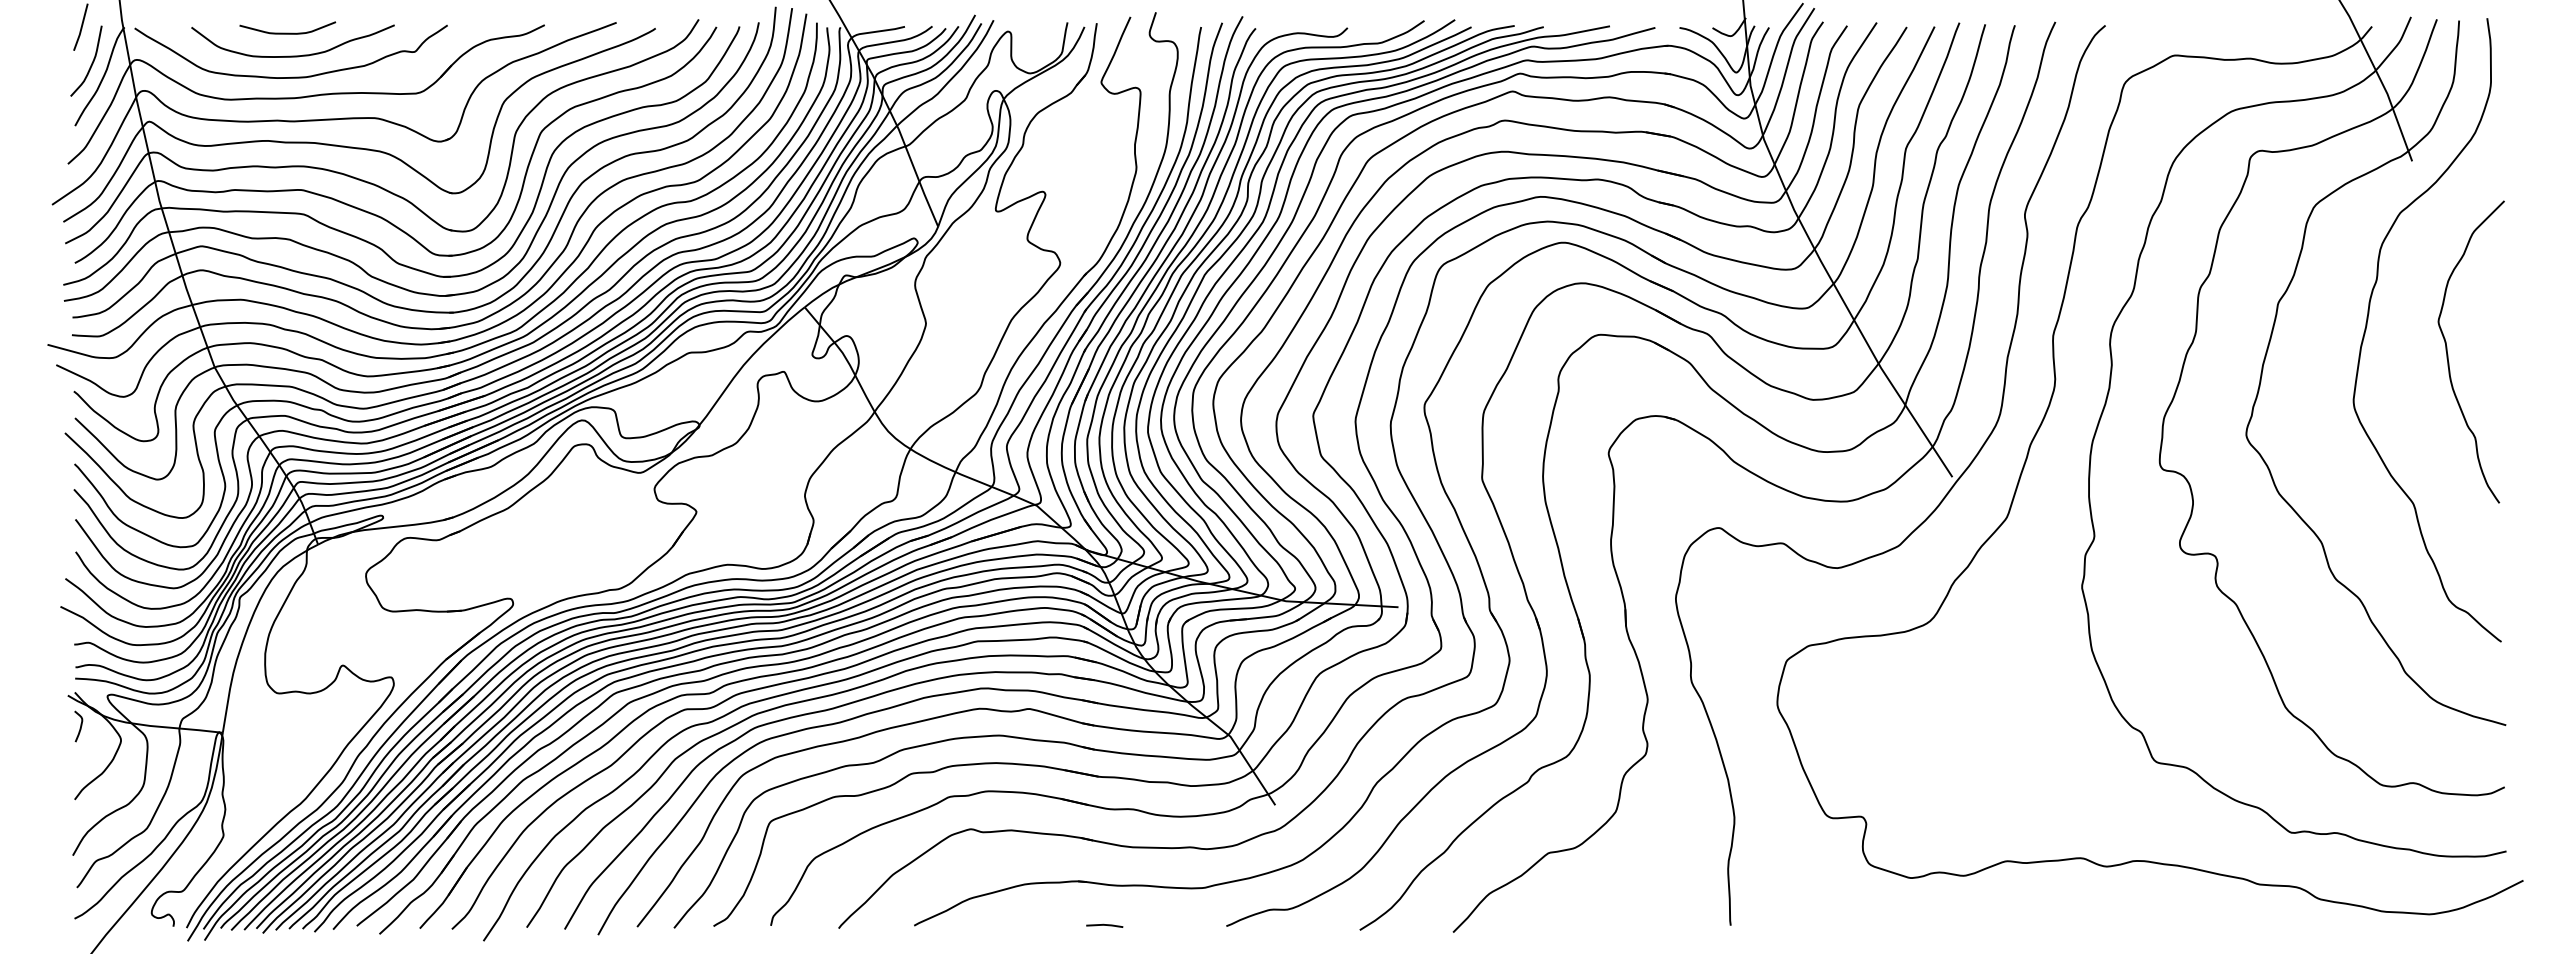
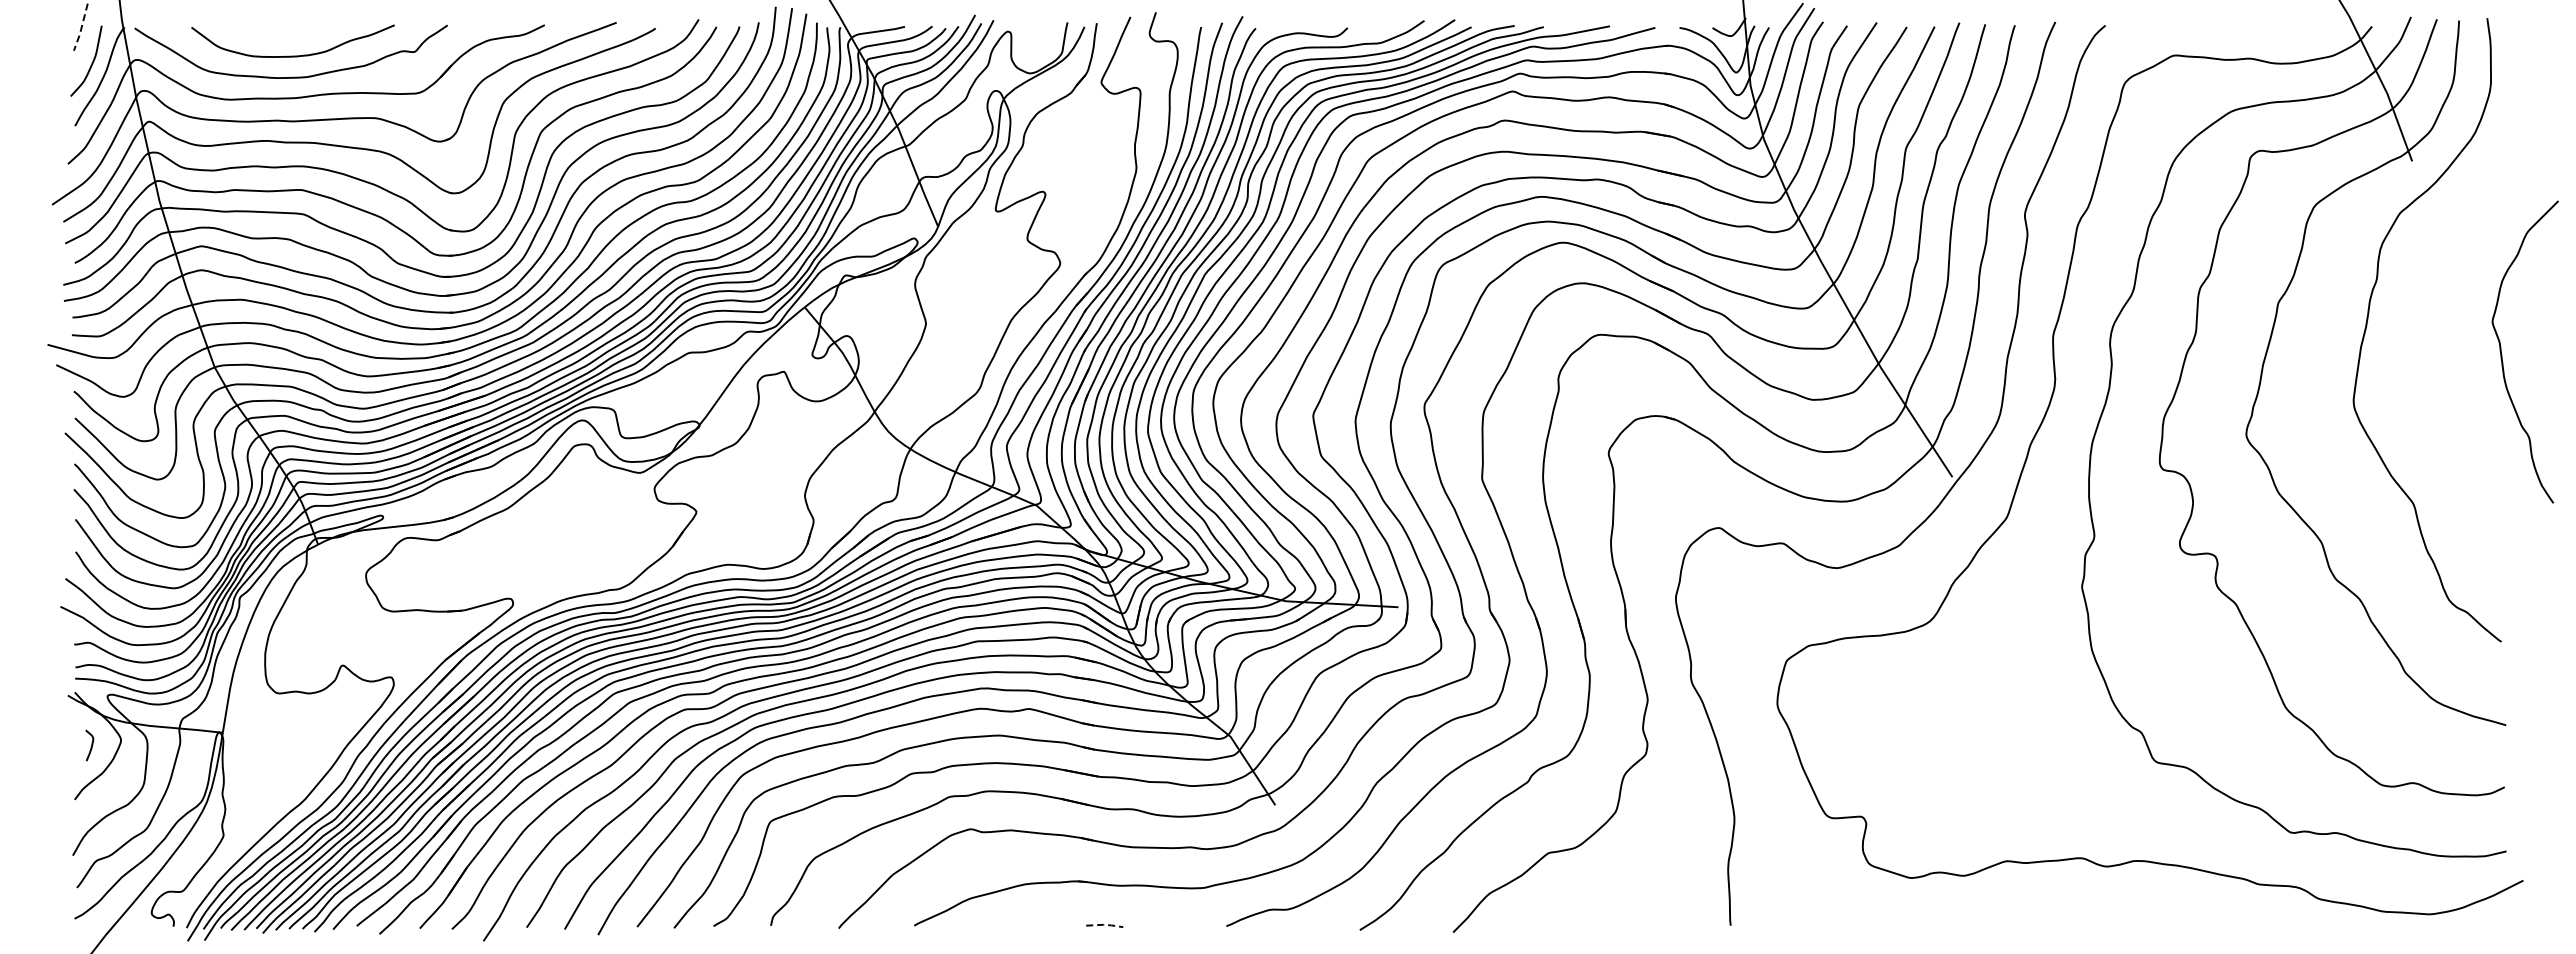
line: solid -> dashed (81, 28)
curve: present -> none (287, 32)
curve position: (2448, 354) -> (2502, 354) (2502, 354)
curve position: (80, 726) -> (91, 745) (91, 745)
line: solid -> dashed (1105, 924)
